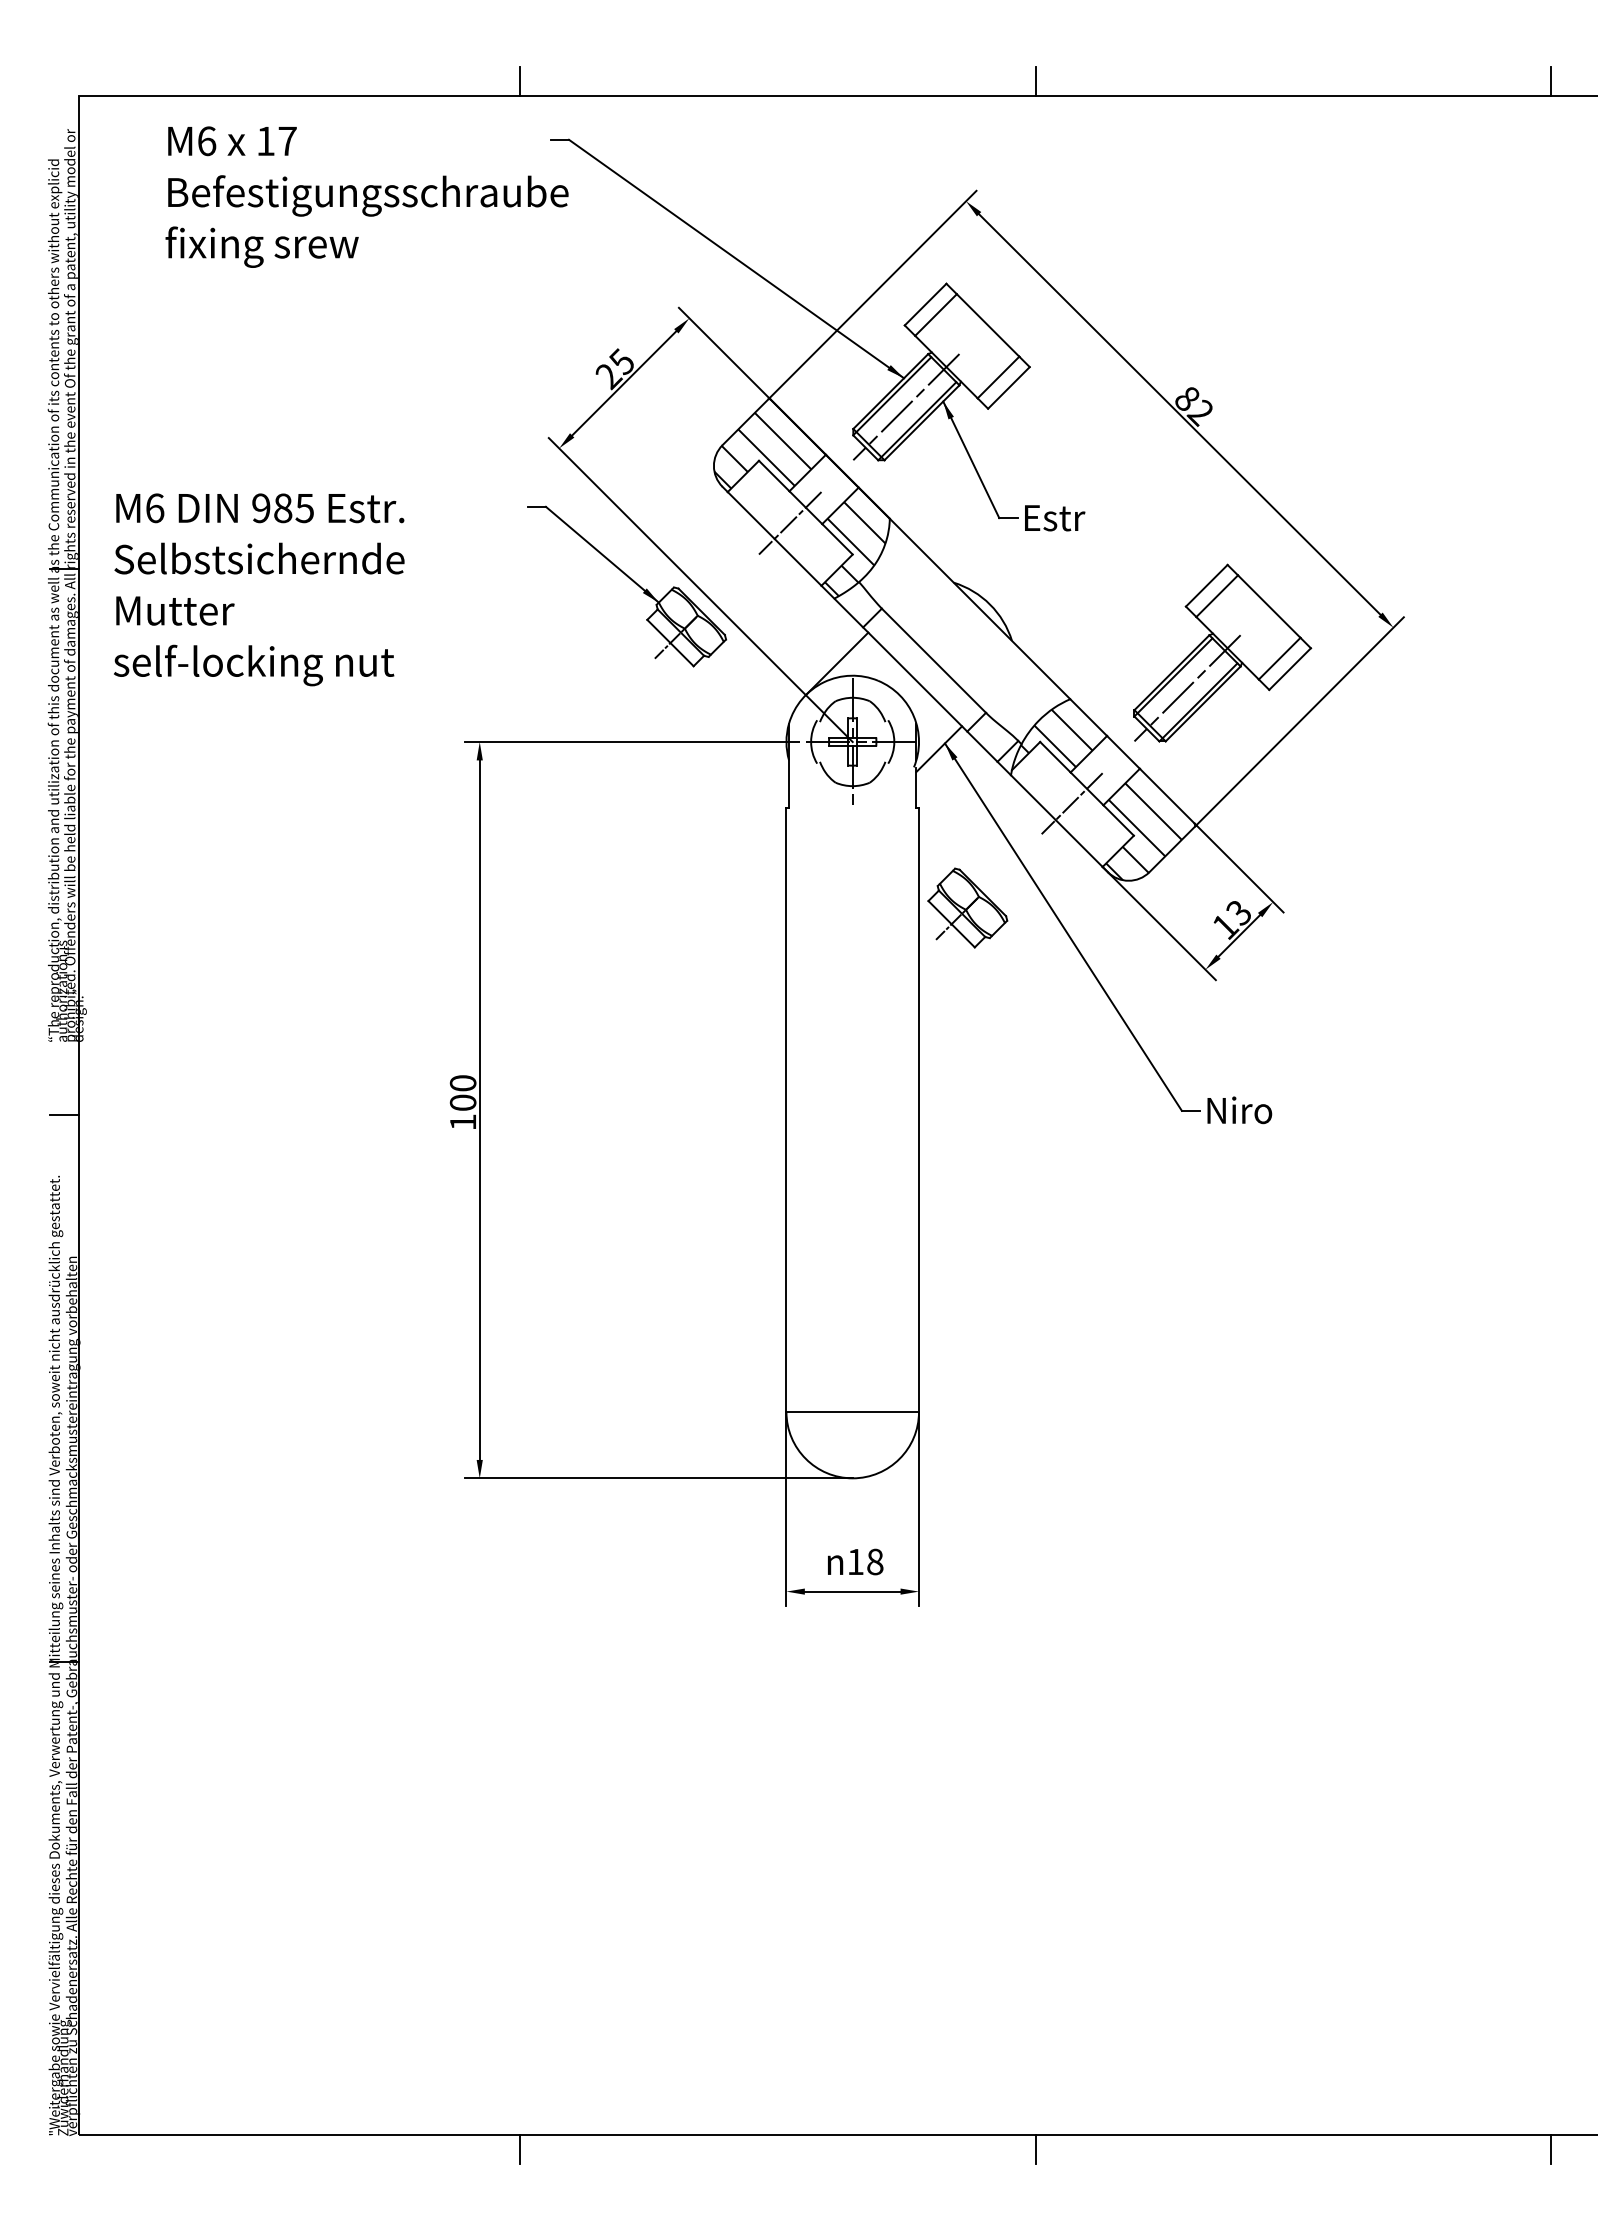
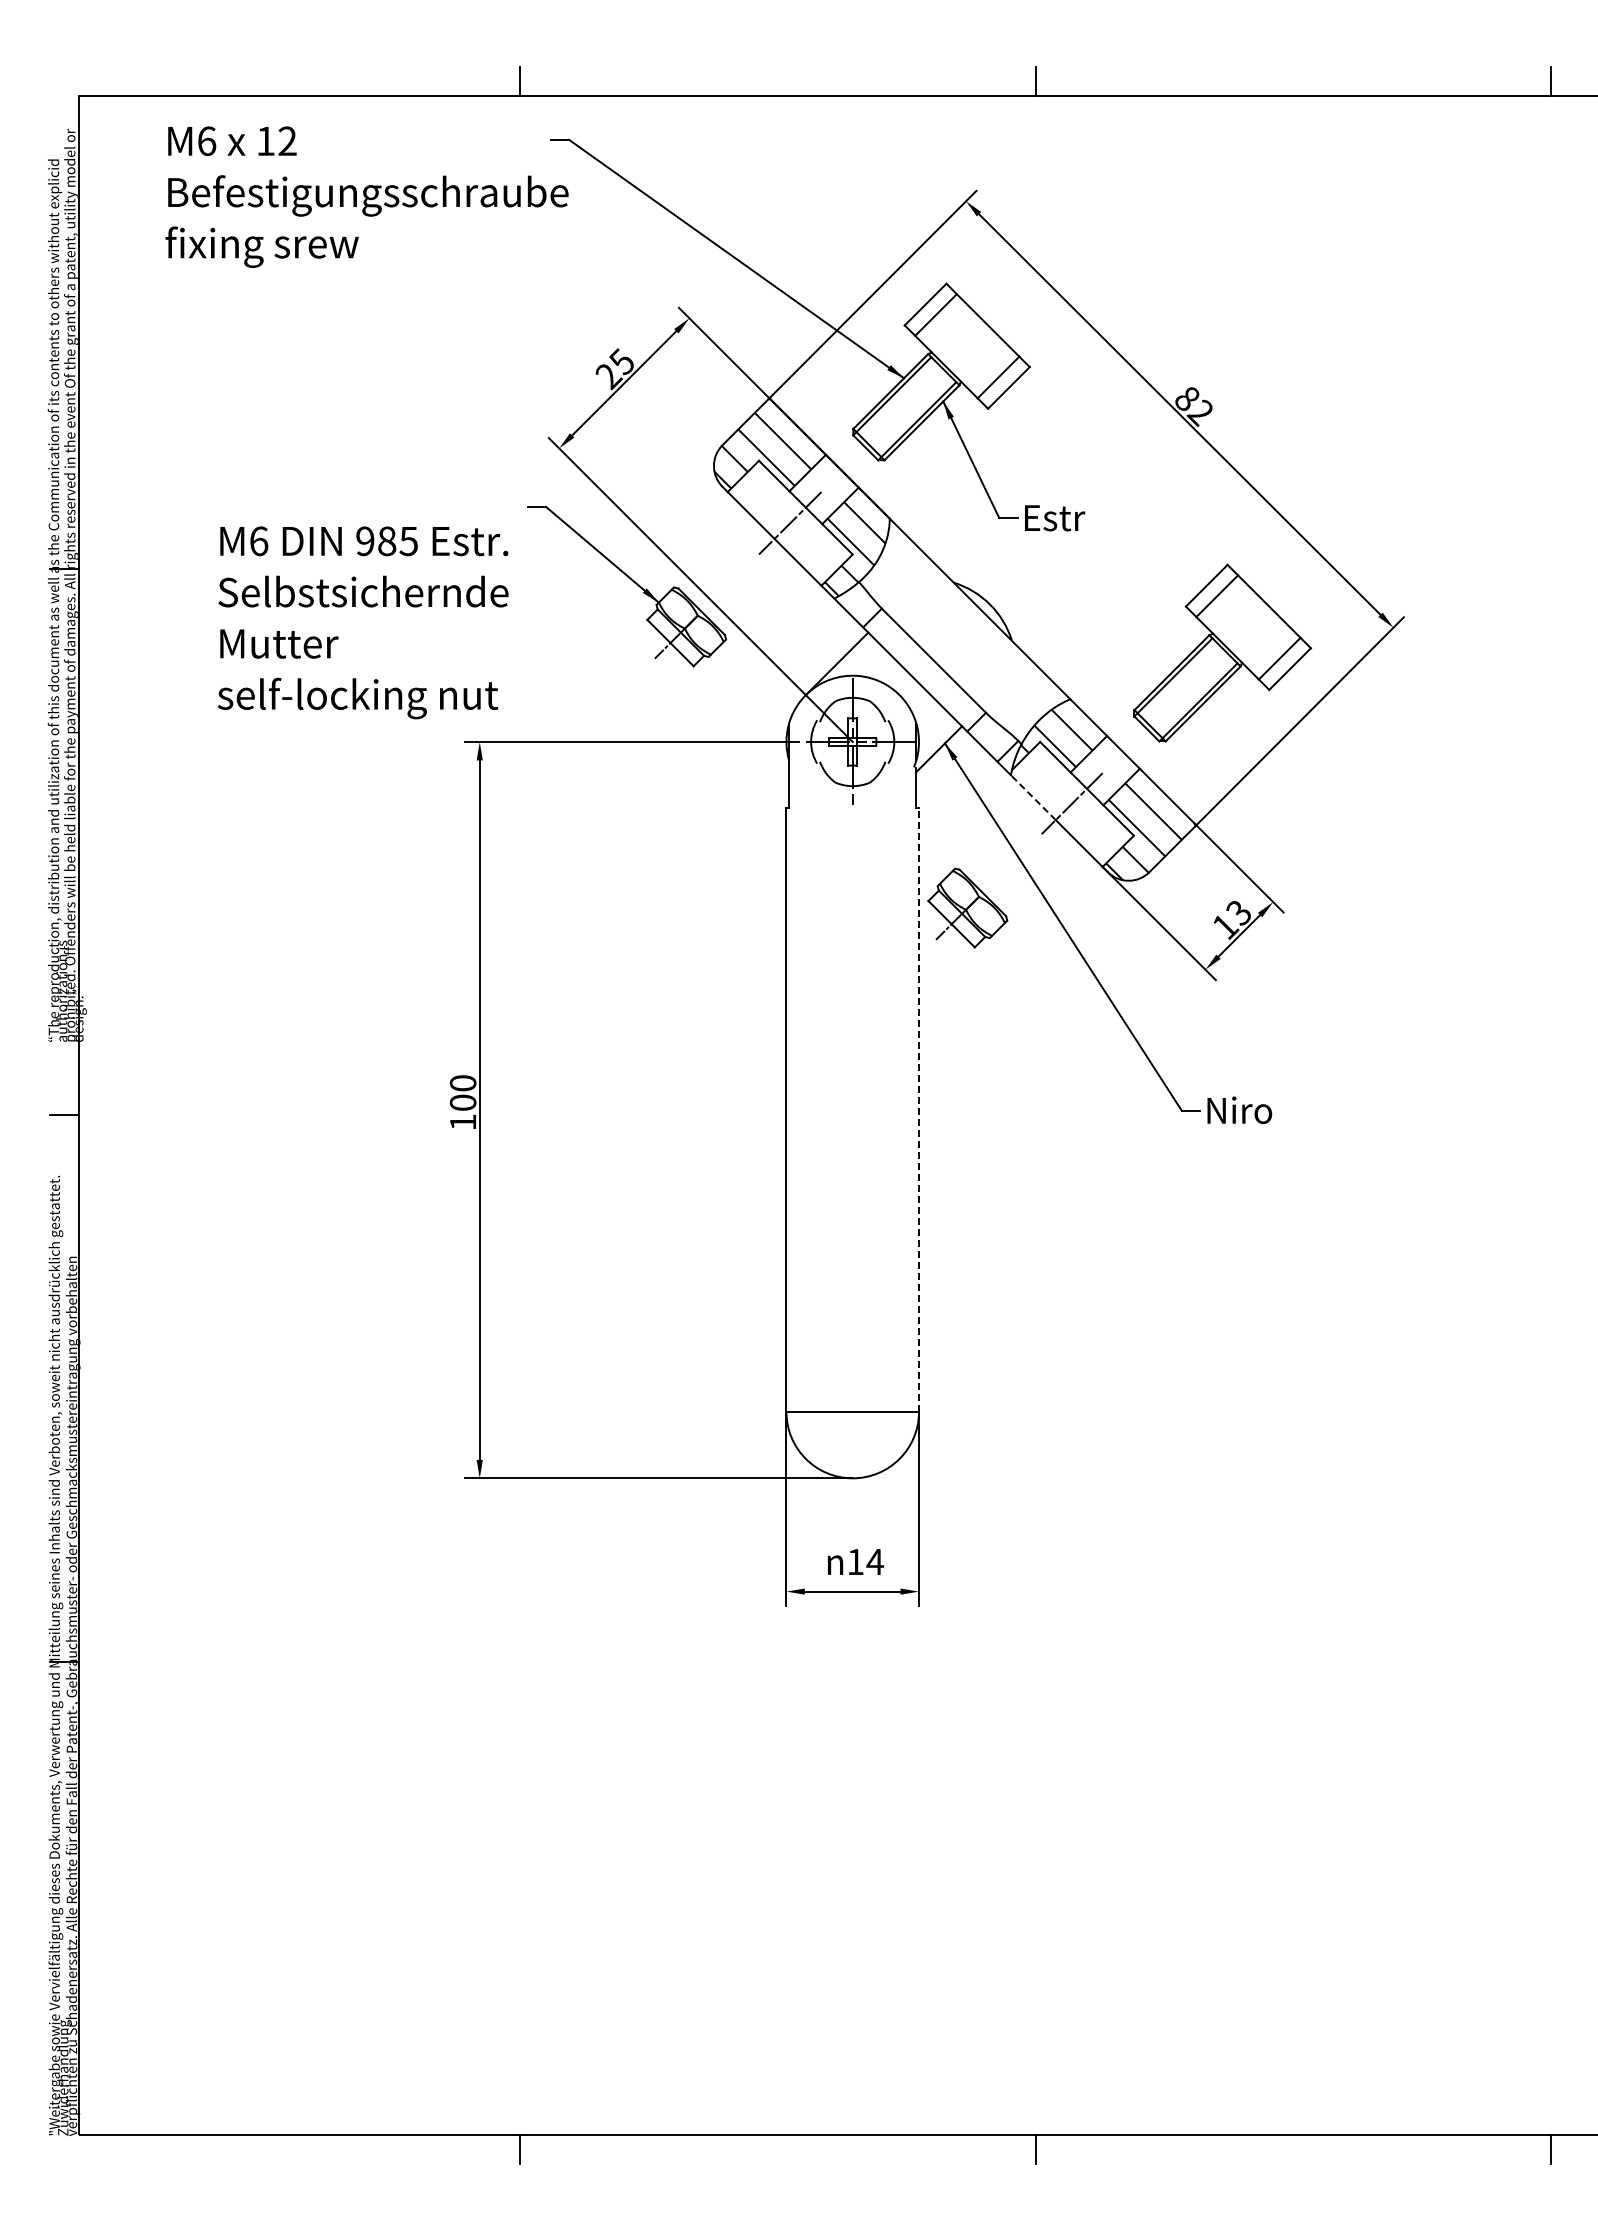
text: 17 -> 12 (287, 140)
line: present -> none (906, 407)
text position: (259, 589) -> (363, 622) (363, 622)
line: present -> none (1187, 688)
line: solid -> dashed (1033, 797)
line: solid -> dashed (919, 1110)
text: 18 -> 14 (874, 1561)
